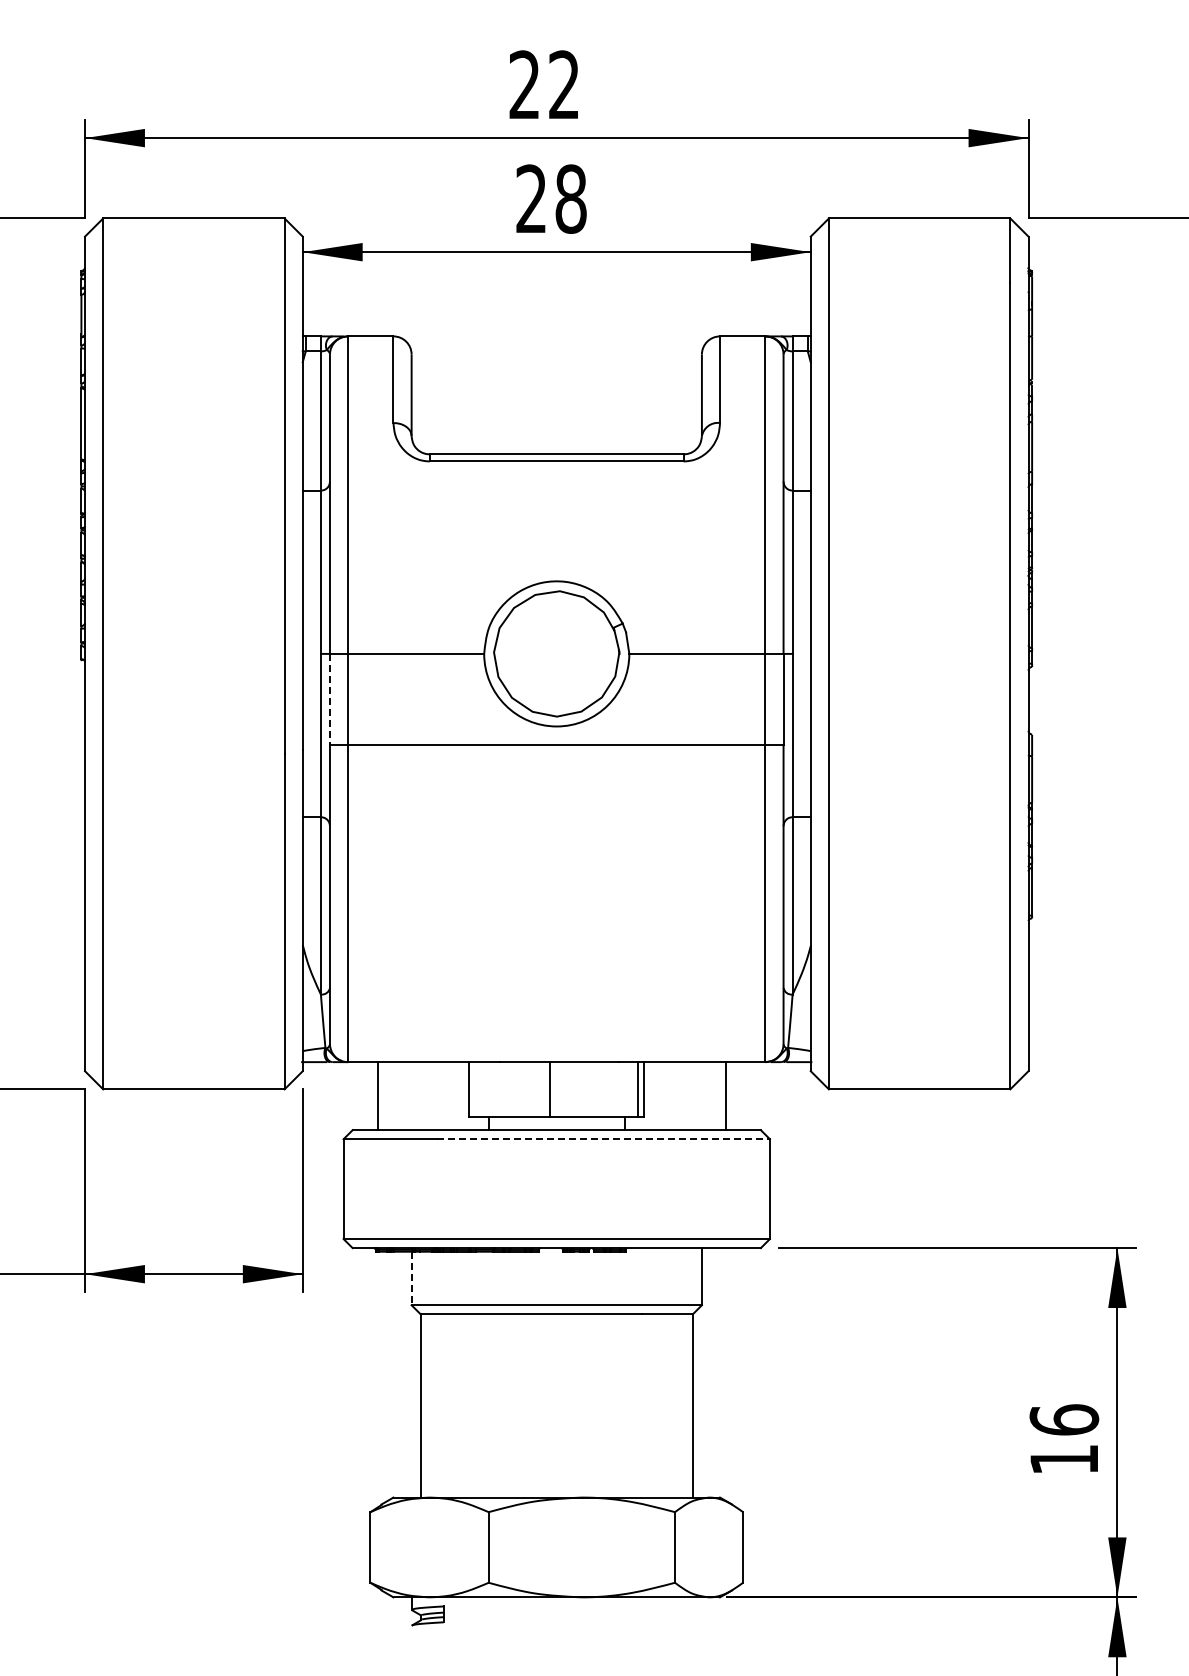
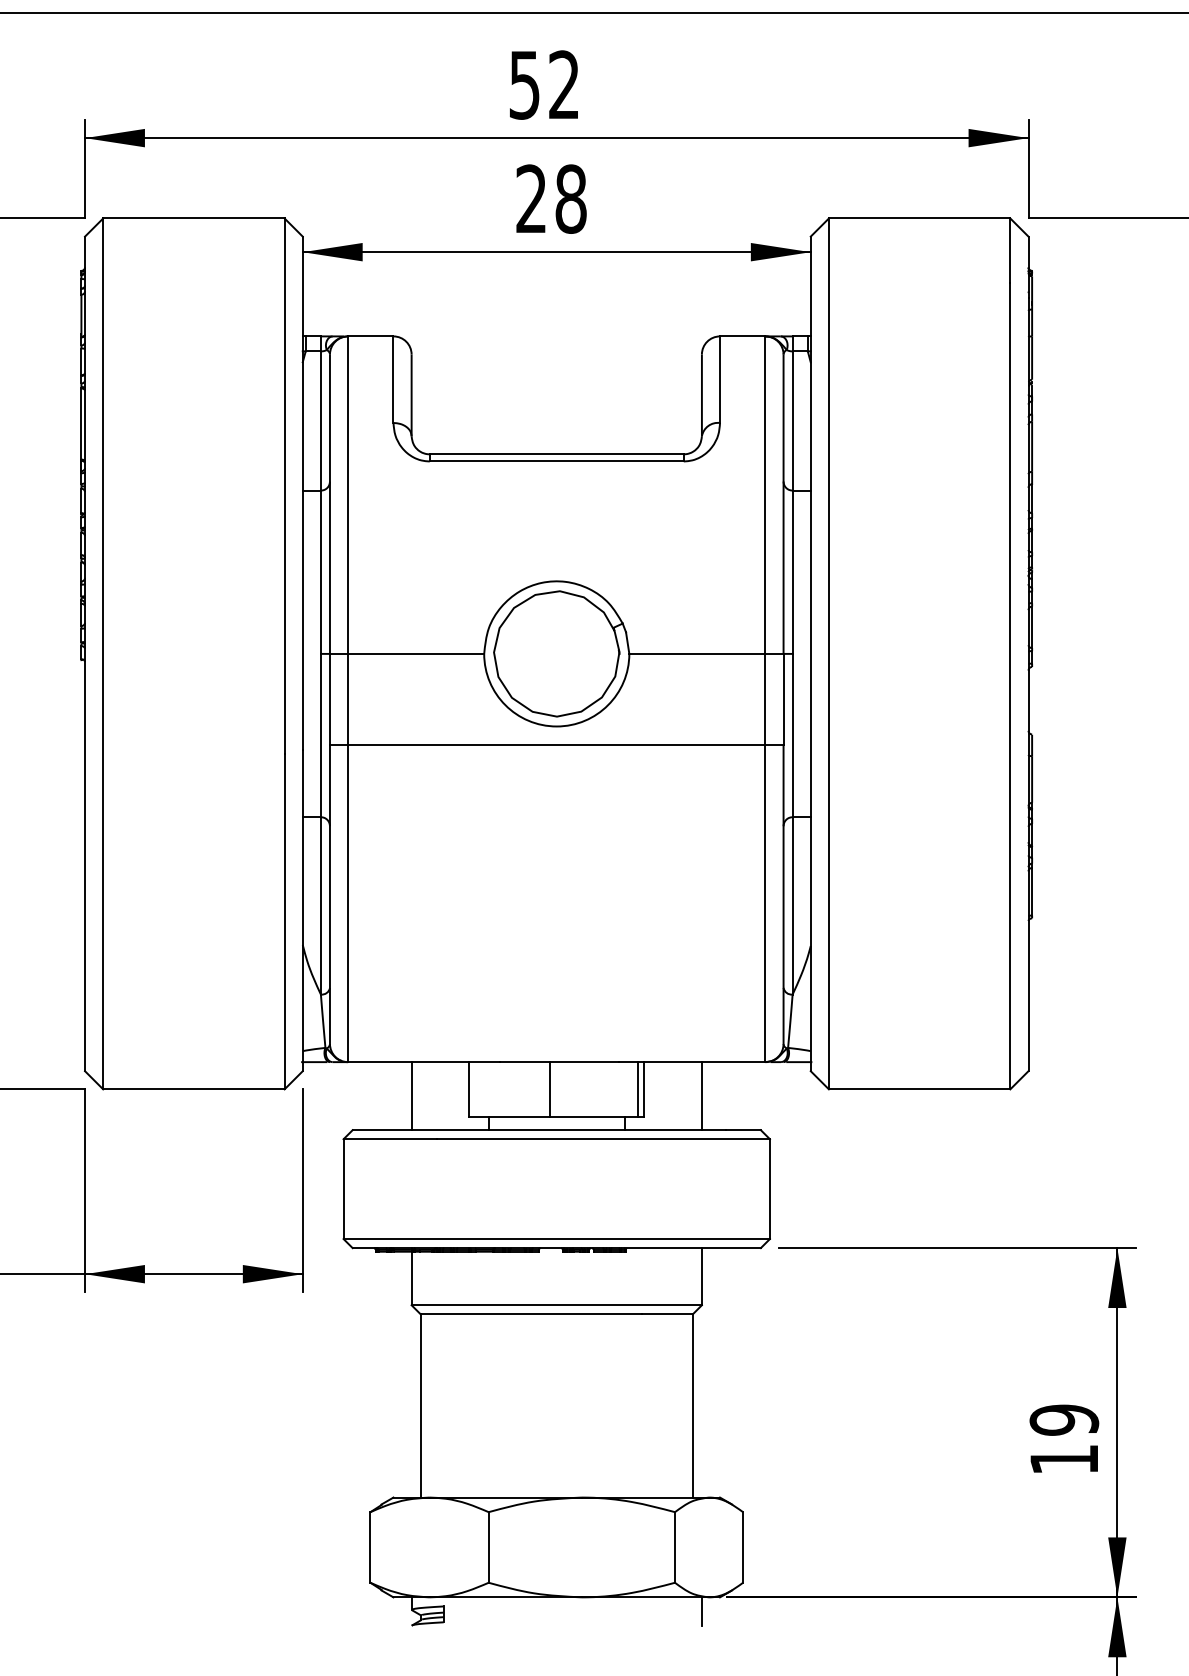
line: none -> present (593, 13)
text: 22 -> 52 (524, 84)
line: dashed -> solid (329, 699)
line position: (377, 1096) -> (411, 1096) (411, 1096)
line position: (725, 1096) -> (701, 1096) (701, 1096)
line: dashed -> solid (604, 1139)
line: dashed -> solid (411, 1278)
text: 16 -> 19 (1064, 1419)
line: none -> present (701, 1611)
